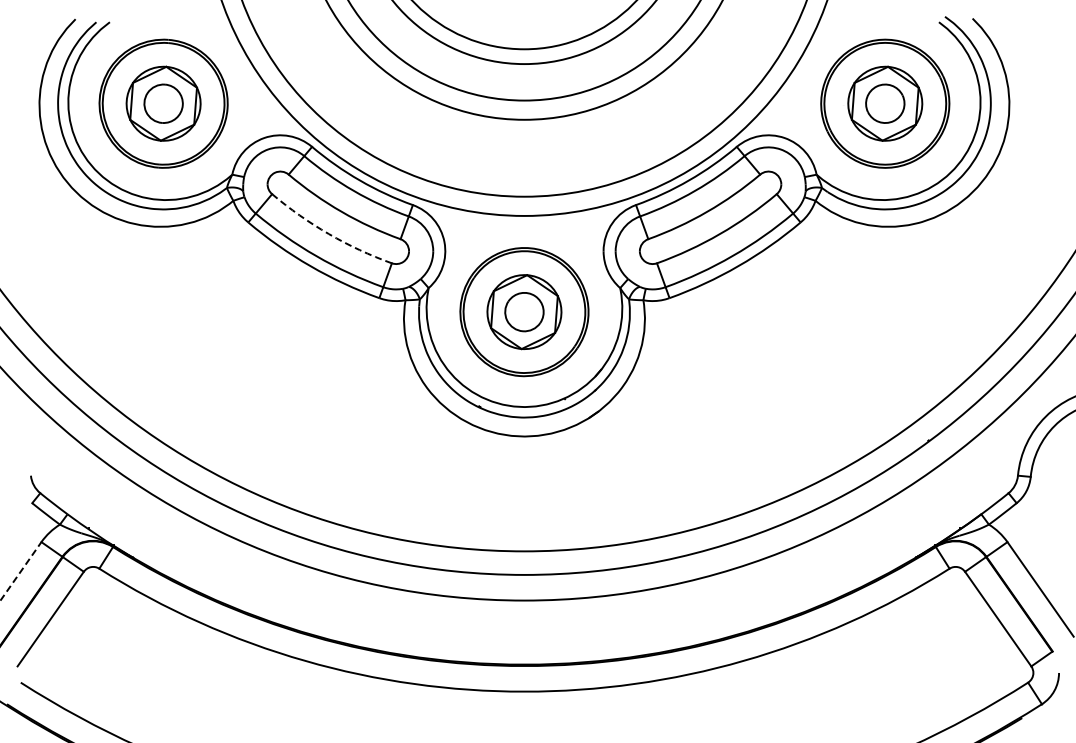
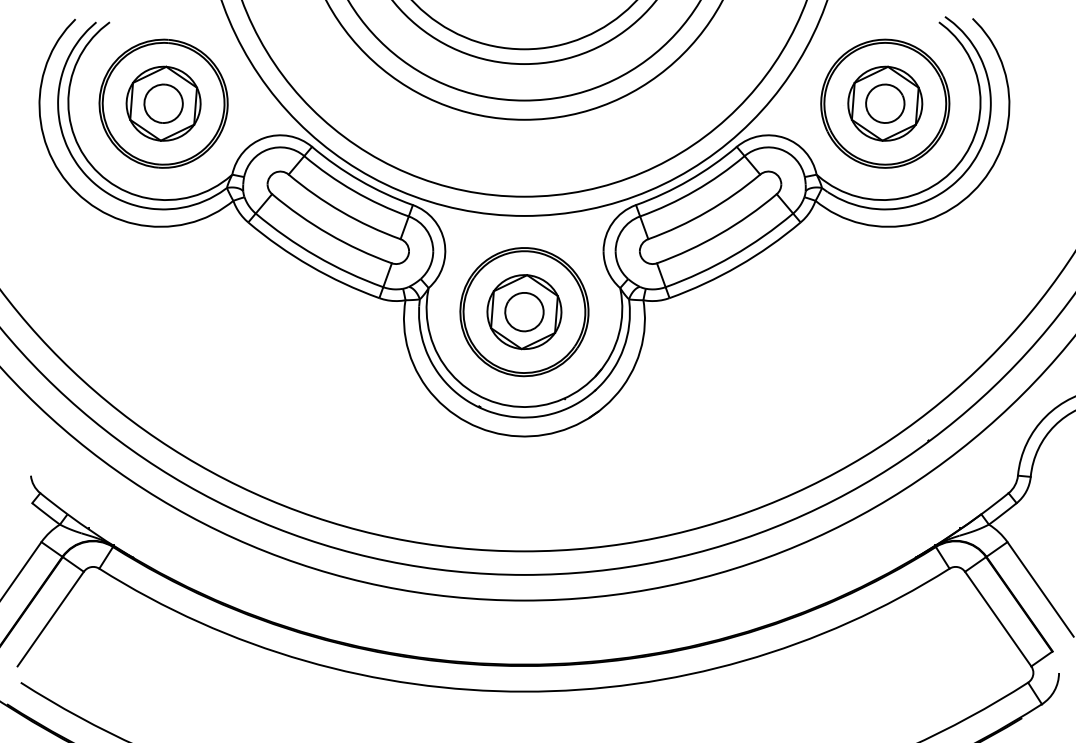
arc: dashed -> solid (328, 234)
line: dashed -> solid (20, 571)
